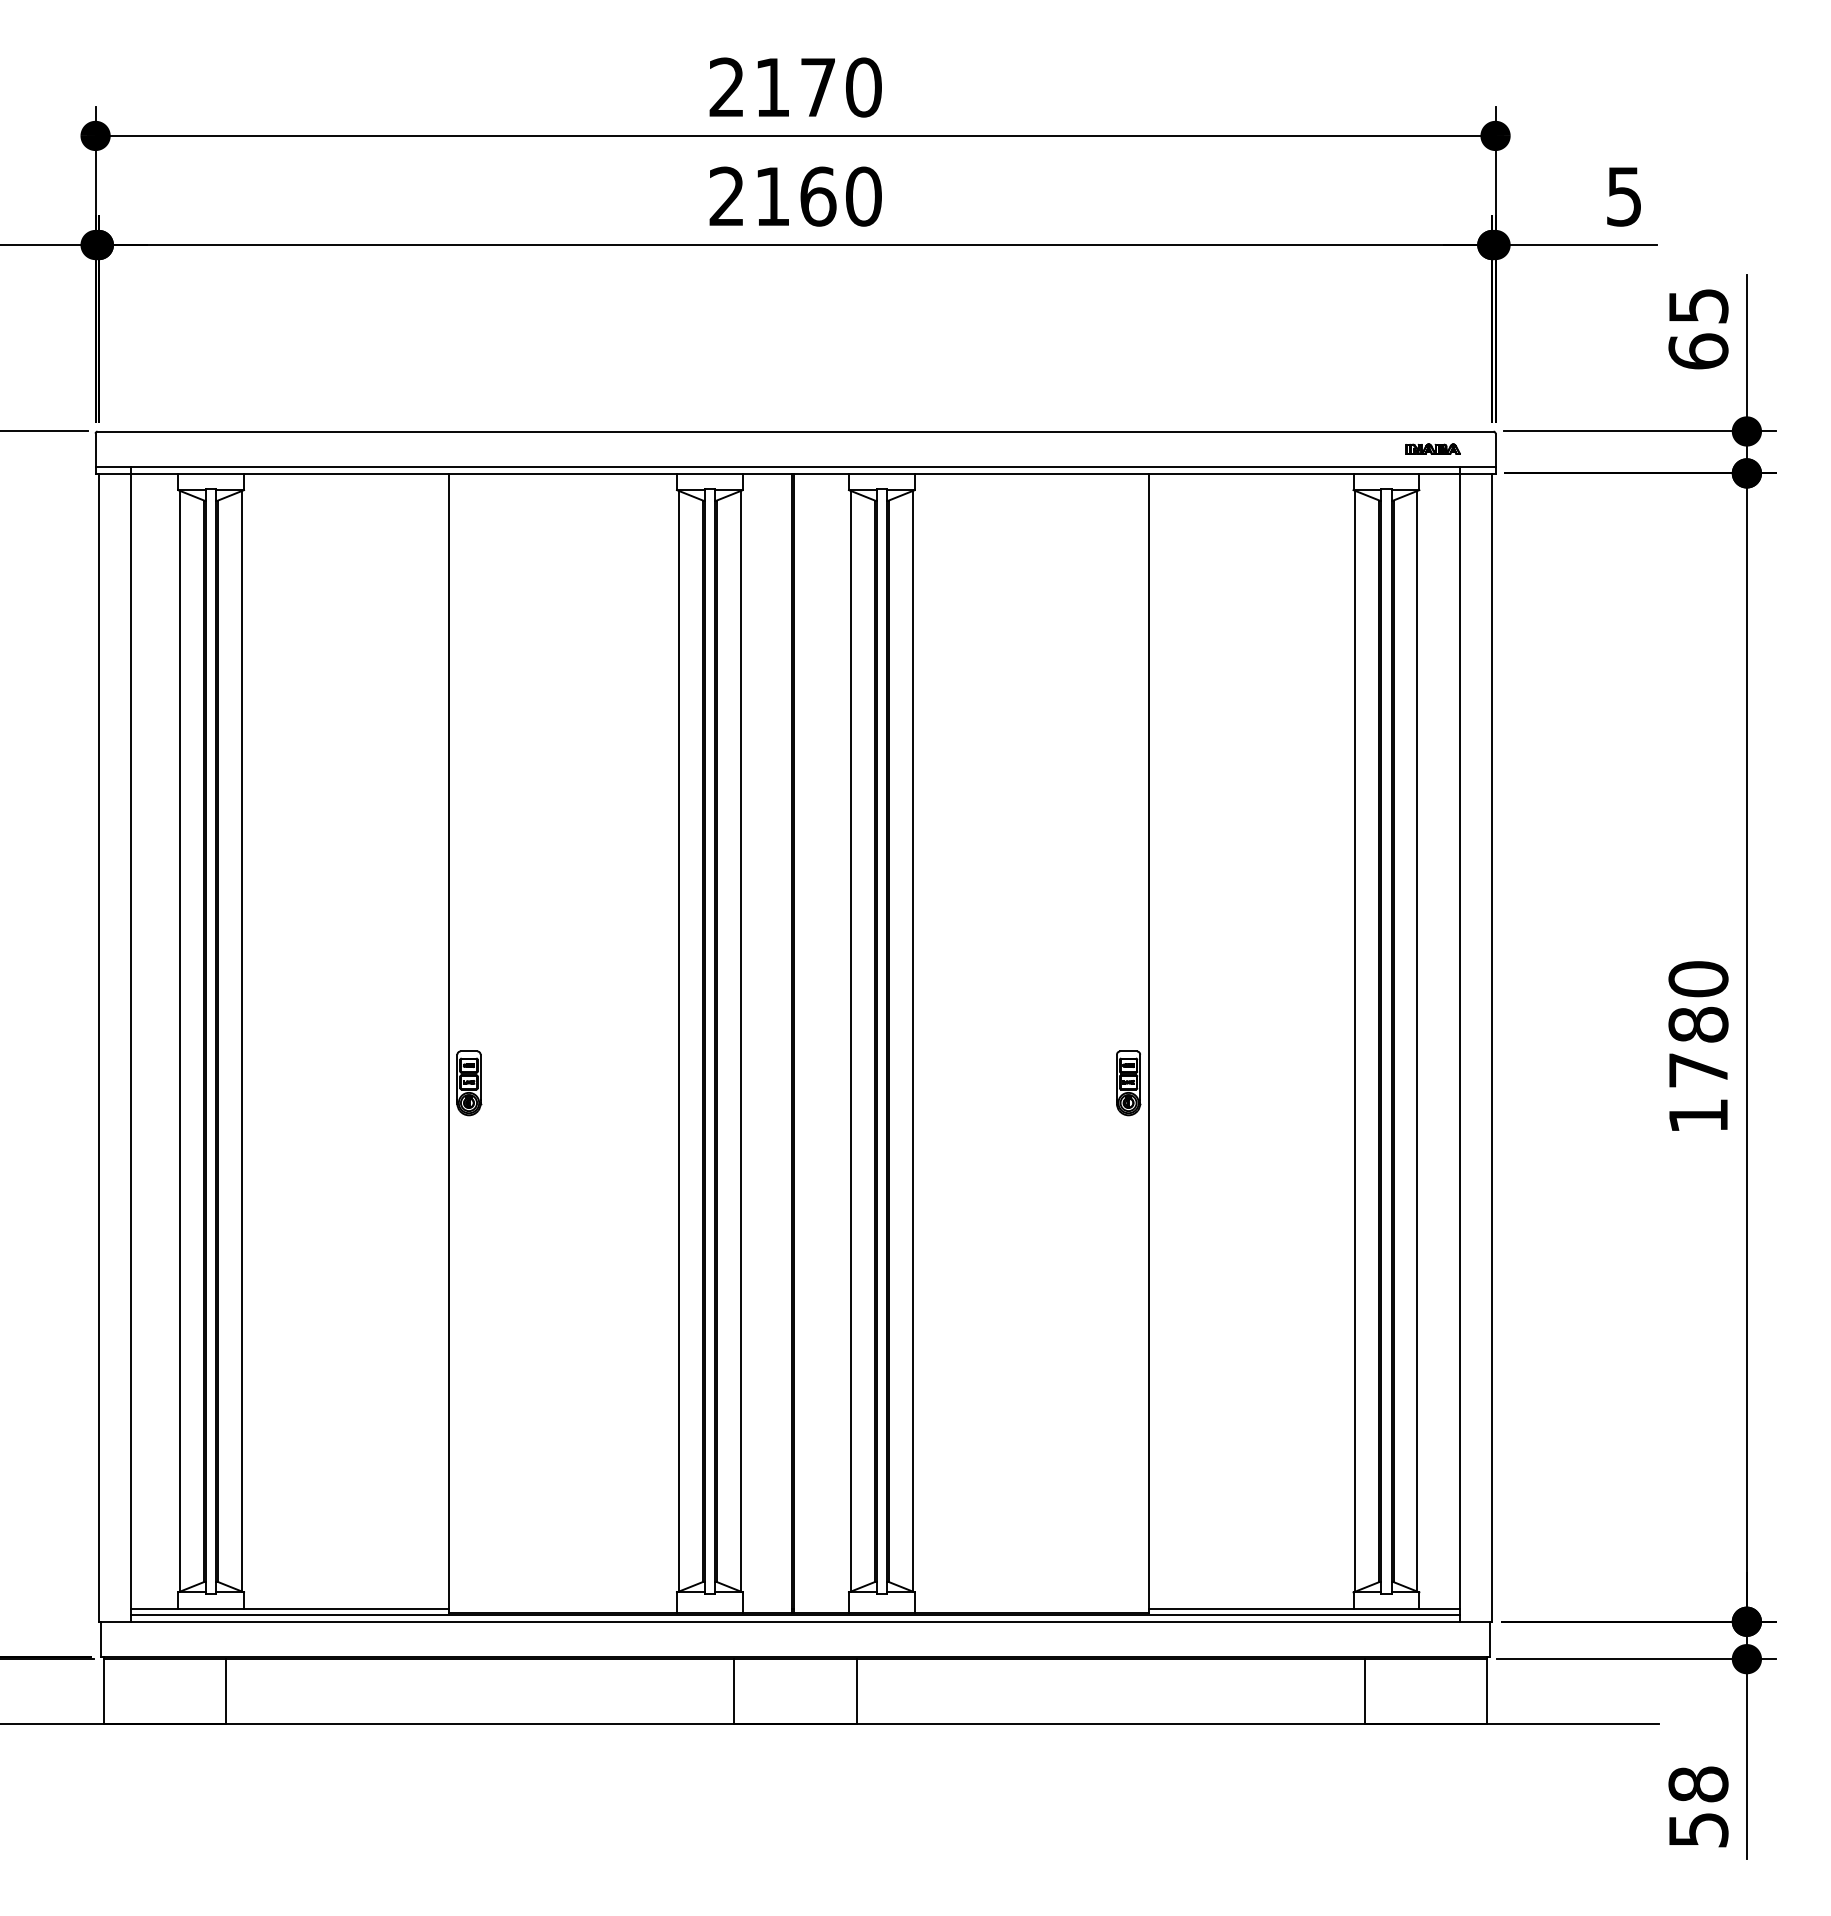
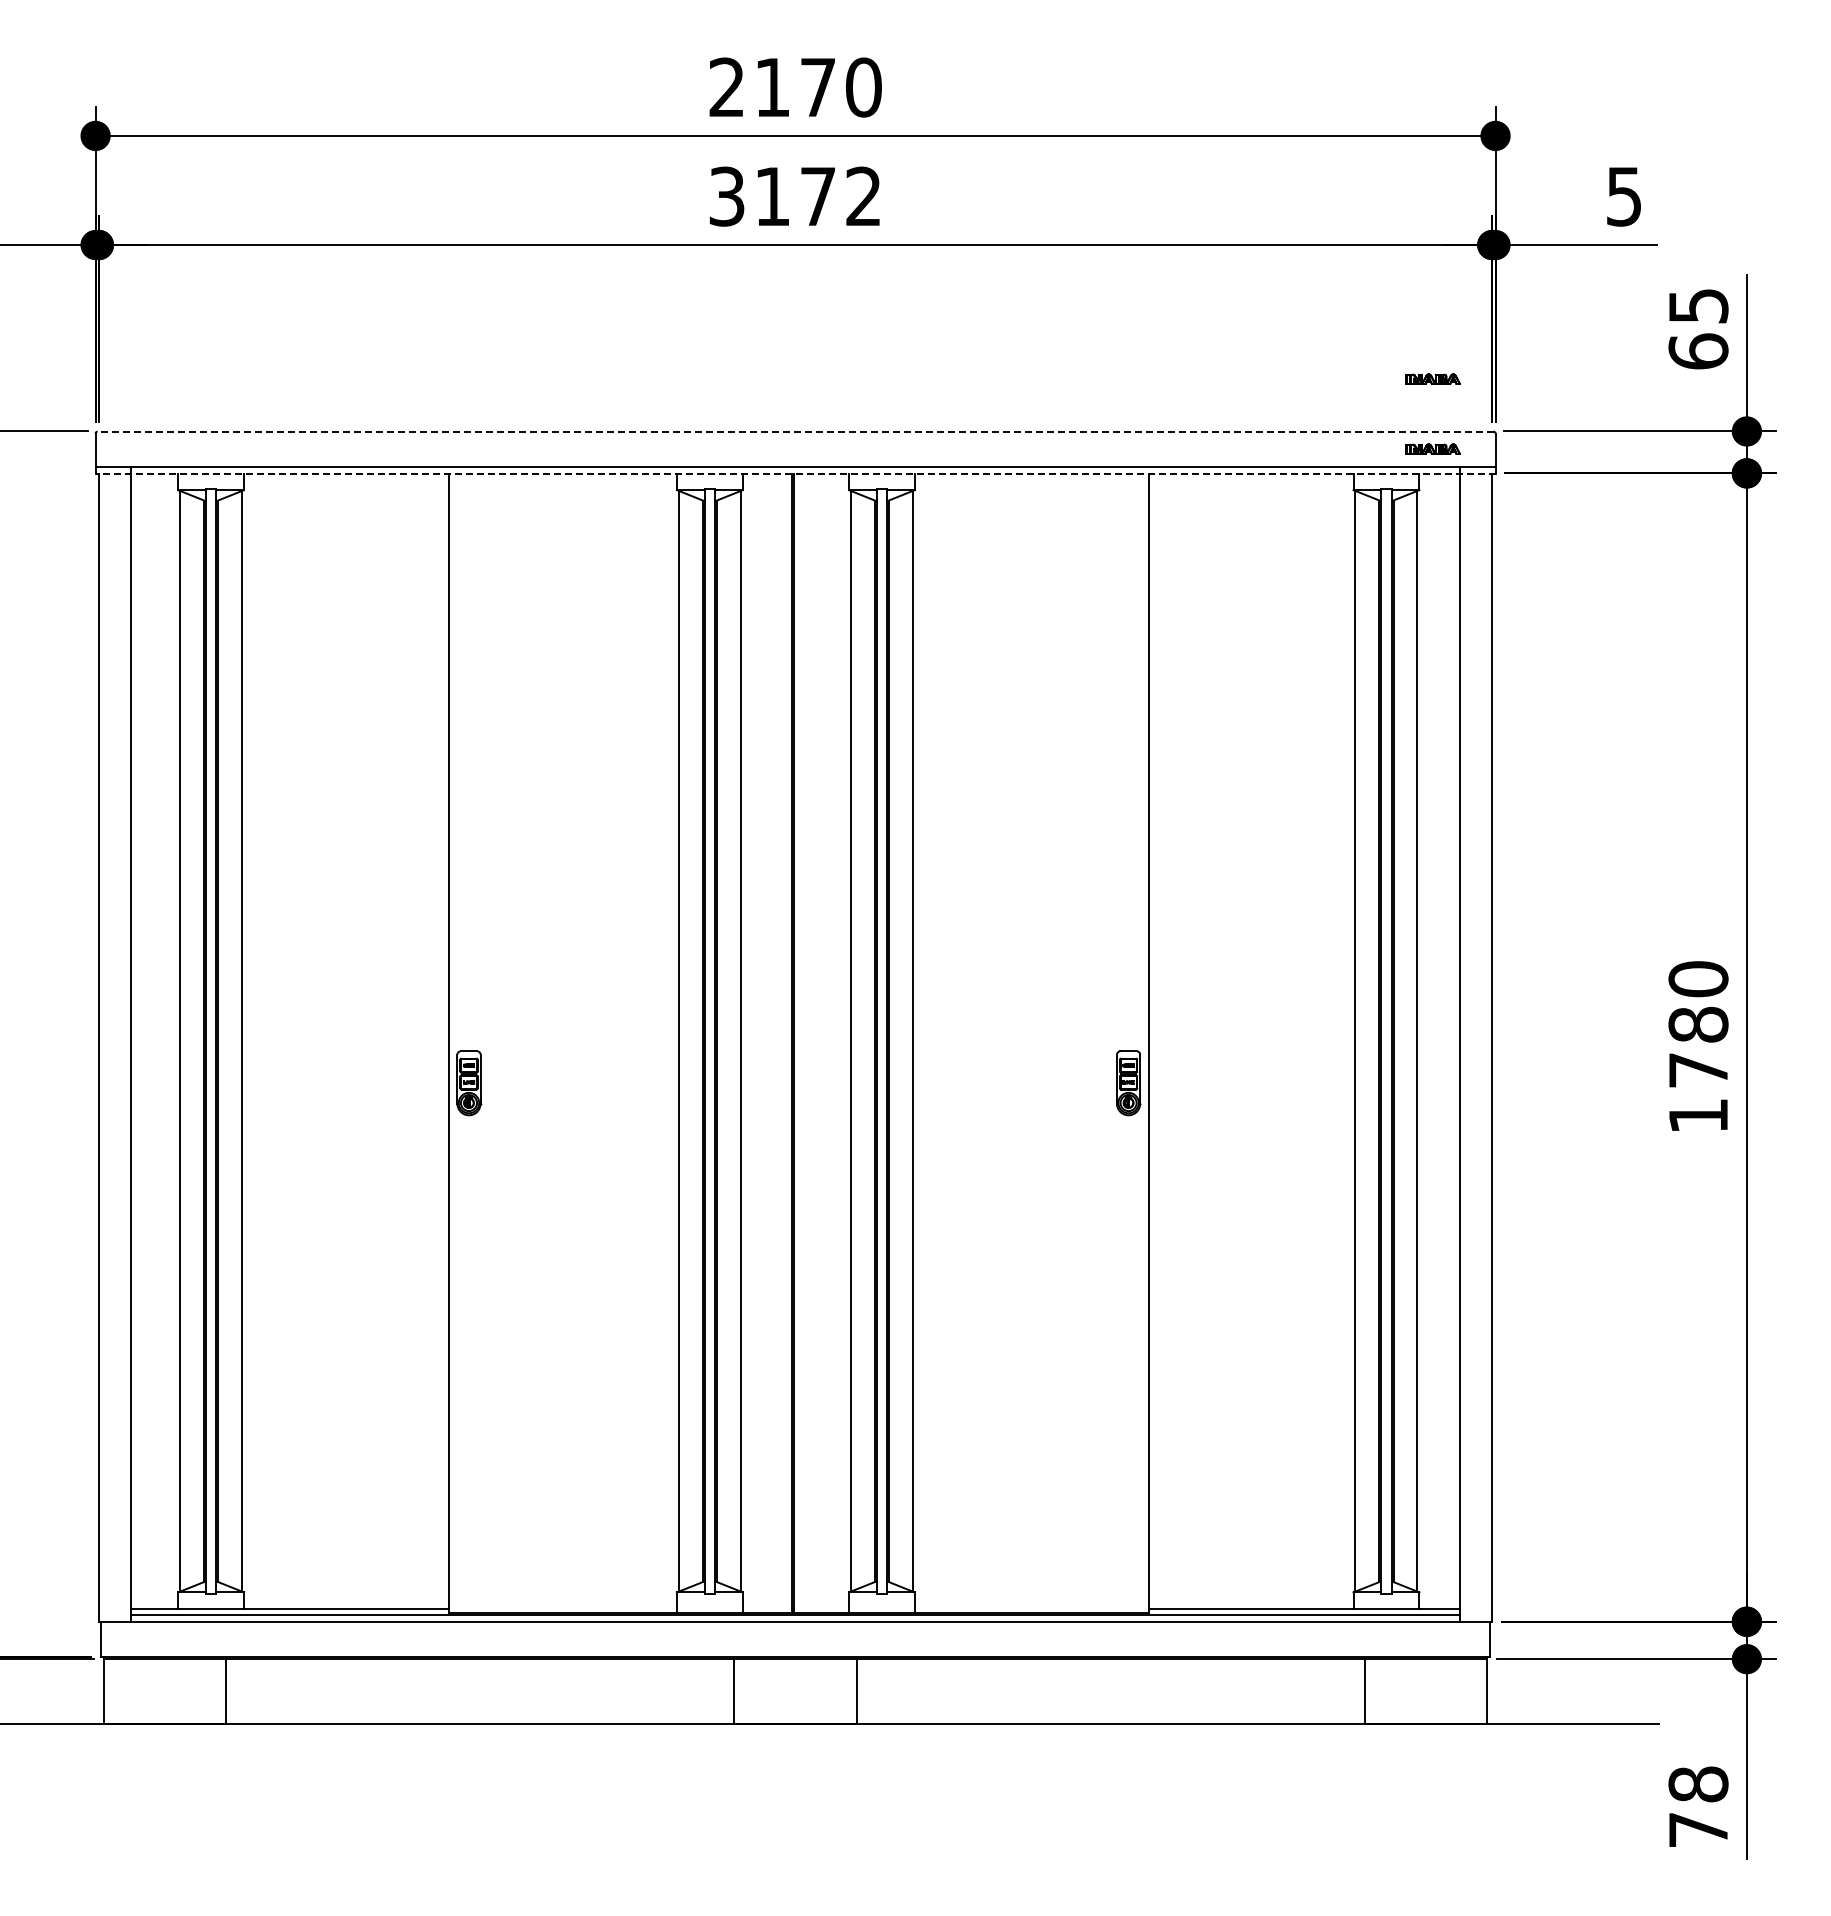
text: 2160 -> 3172 (795, 196)
part: none -> present (1432, 378)
line: solid -> dashed (795, 431)
line: solid -> dashed (795, 473)
text: 58 -> 78 (1698, 1830)
